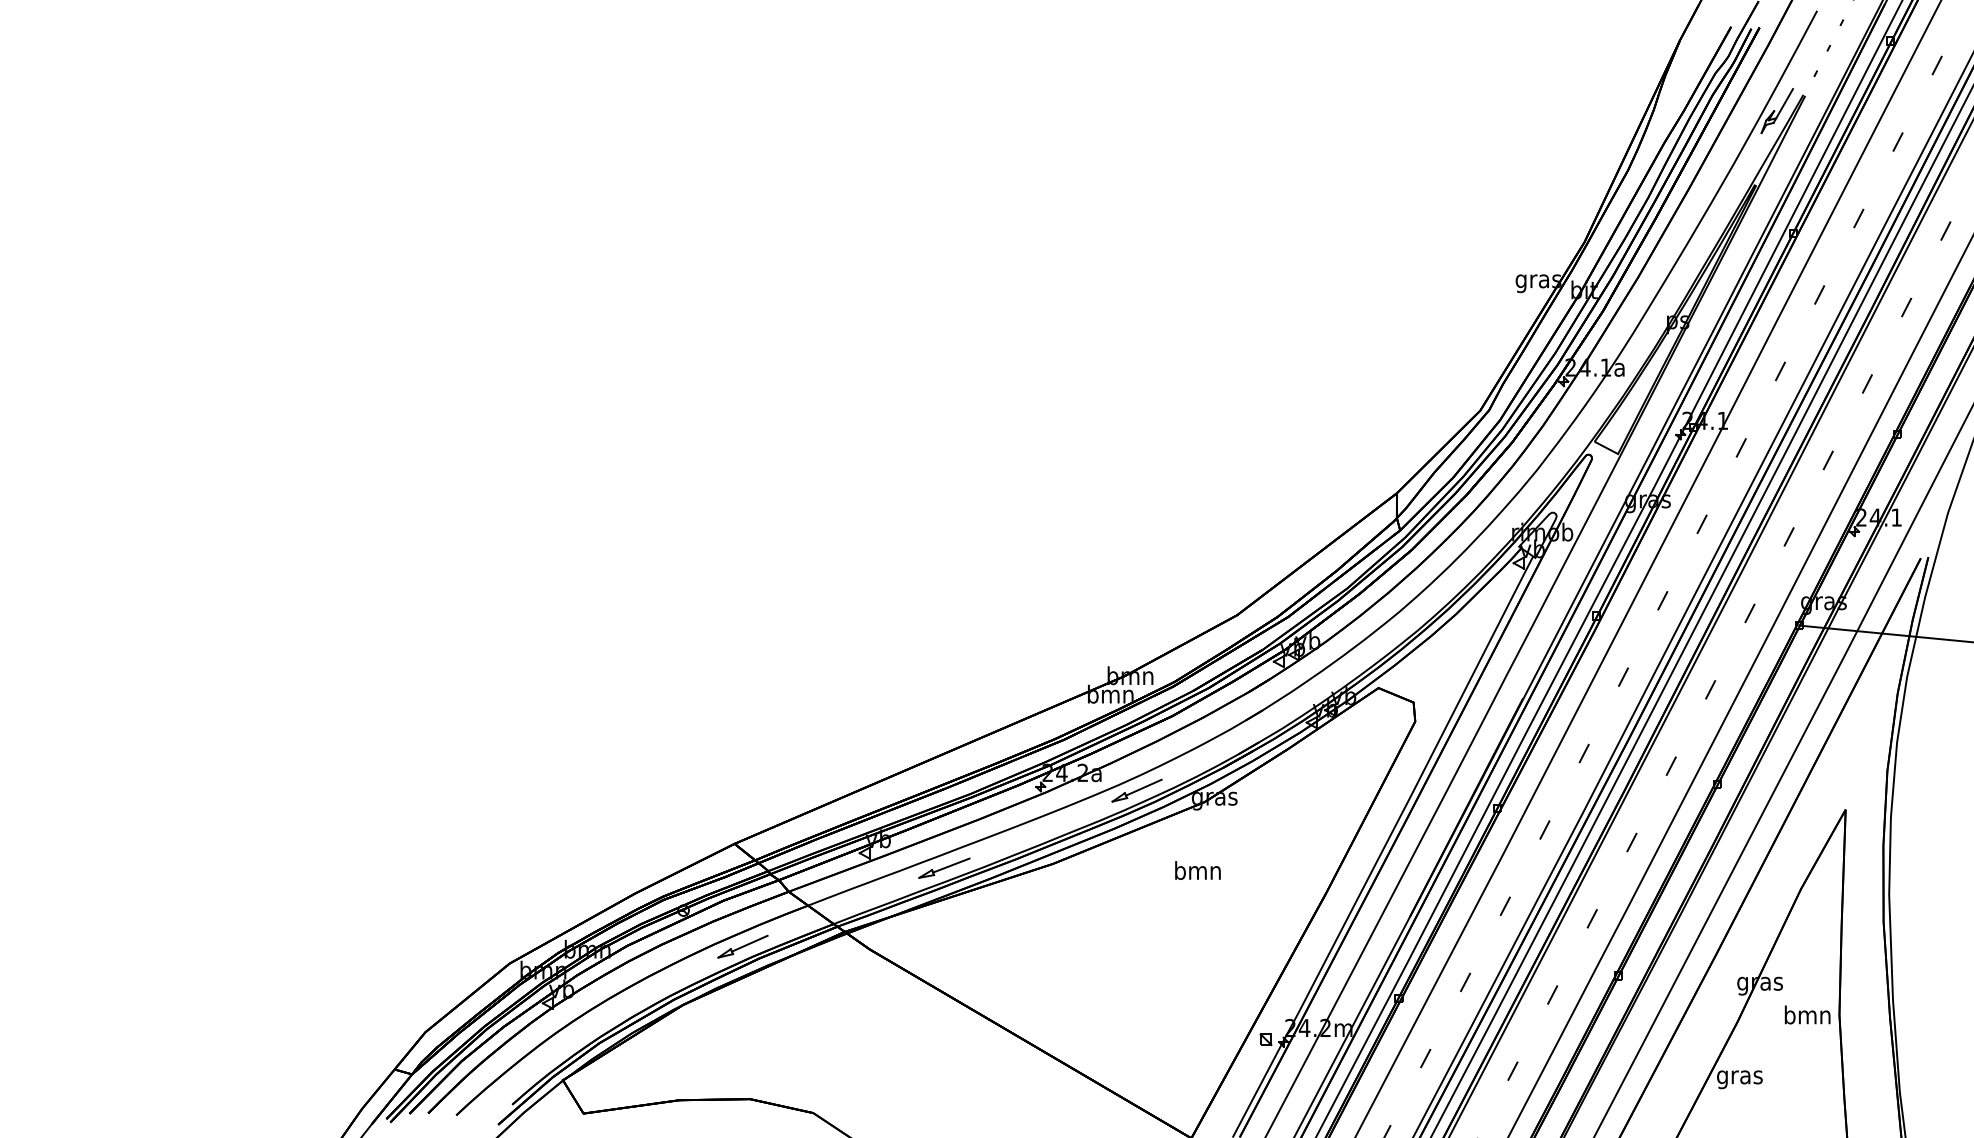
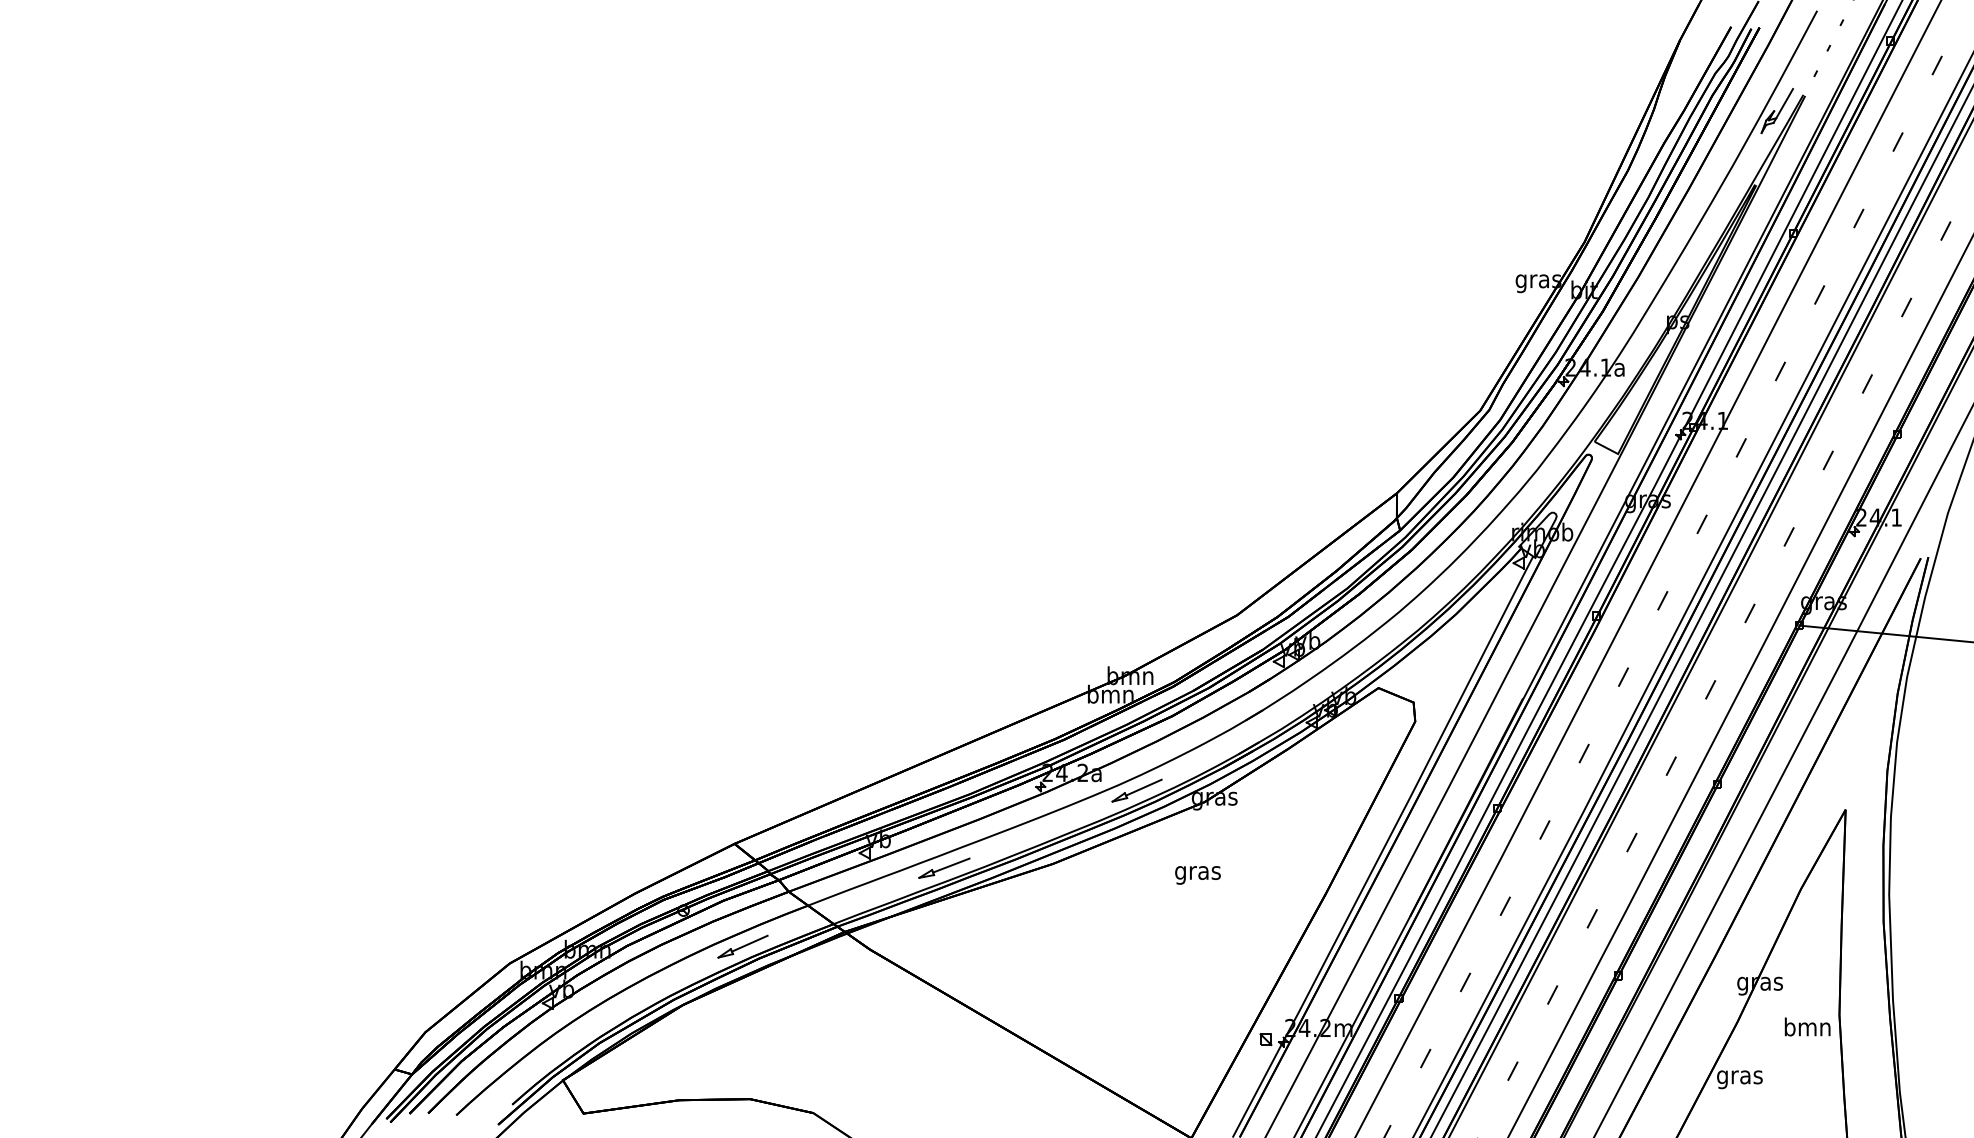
text: bmn -> gras (1197, 872)
text position: (1807, 1014) -> (1807, 1026) (1807, 1026)
